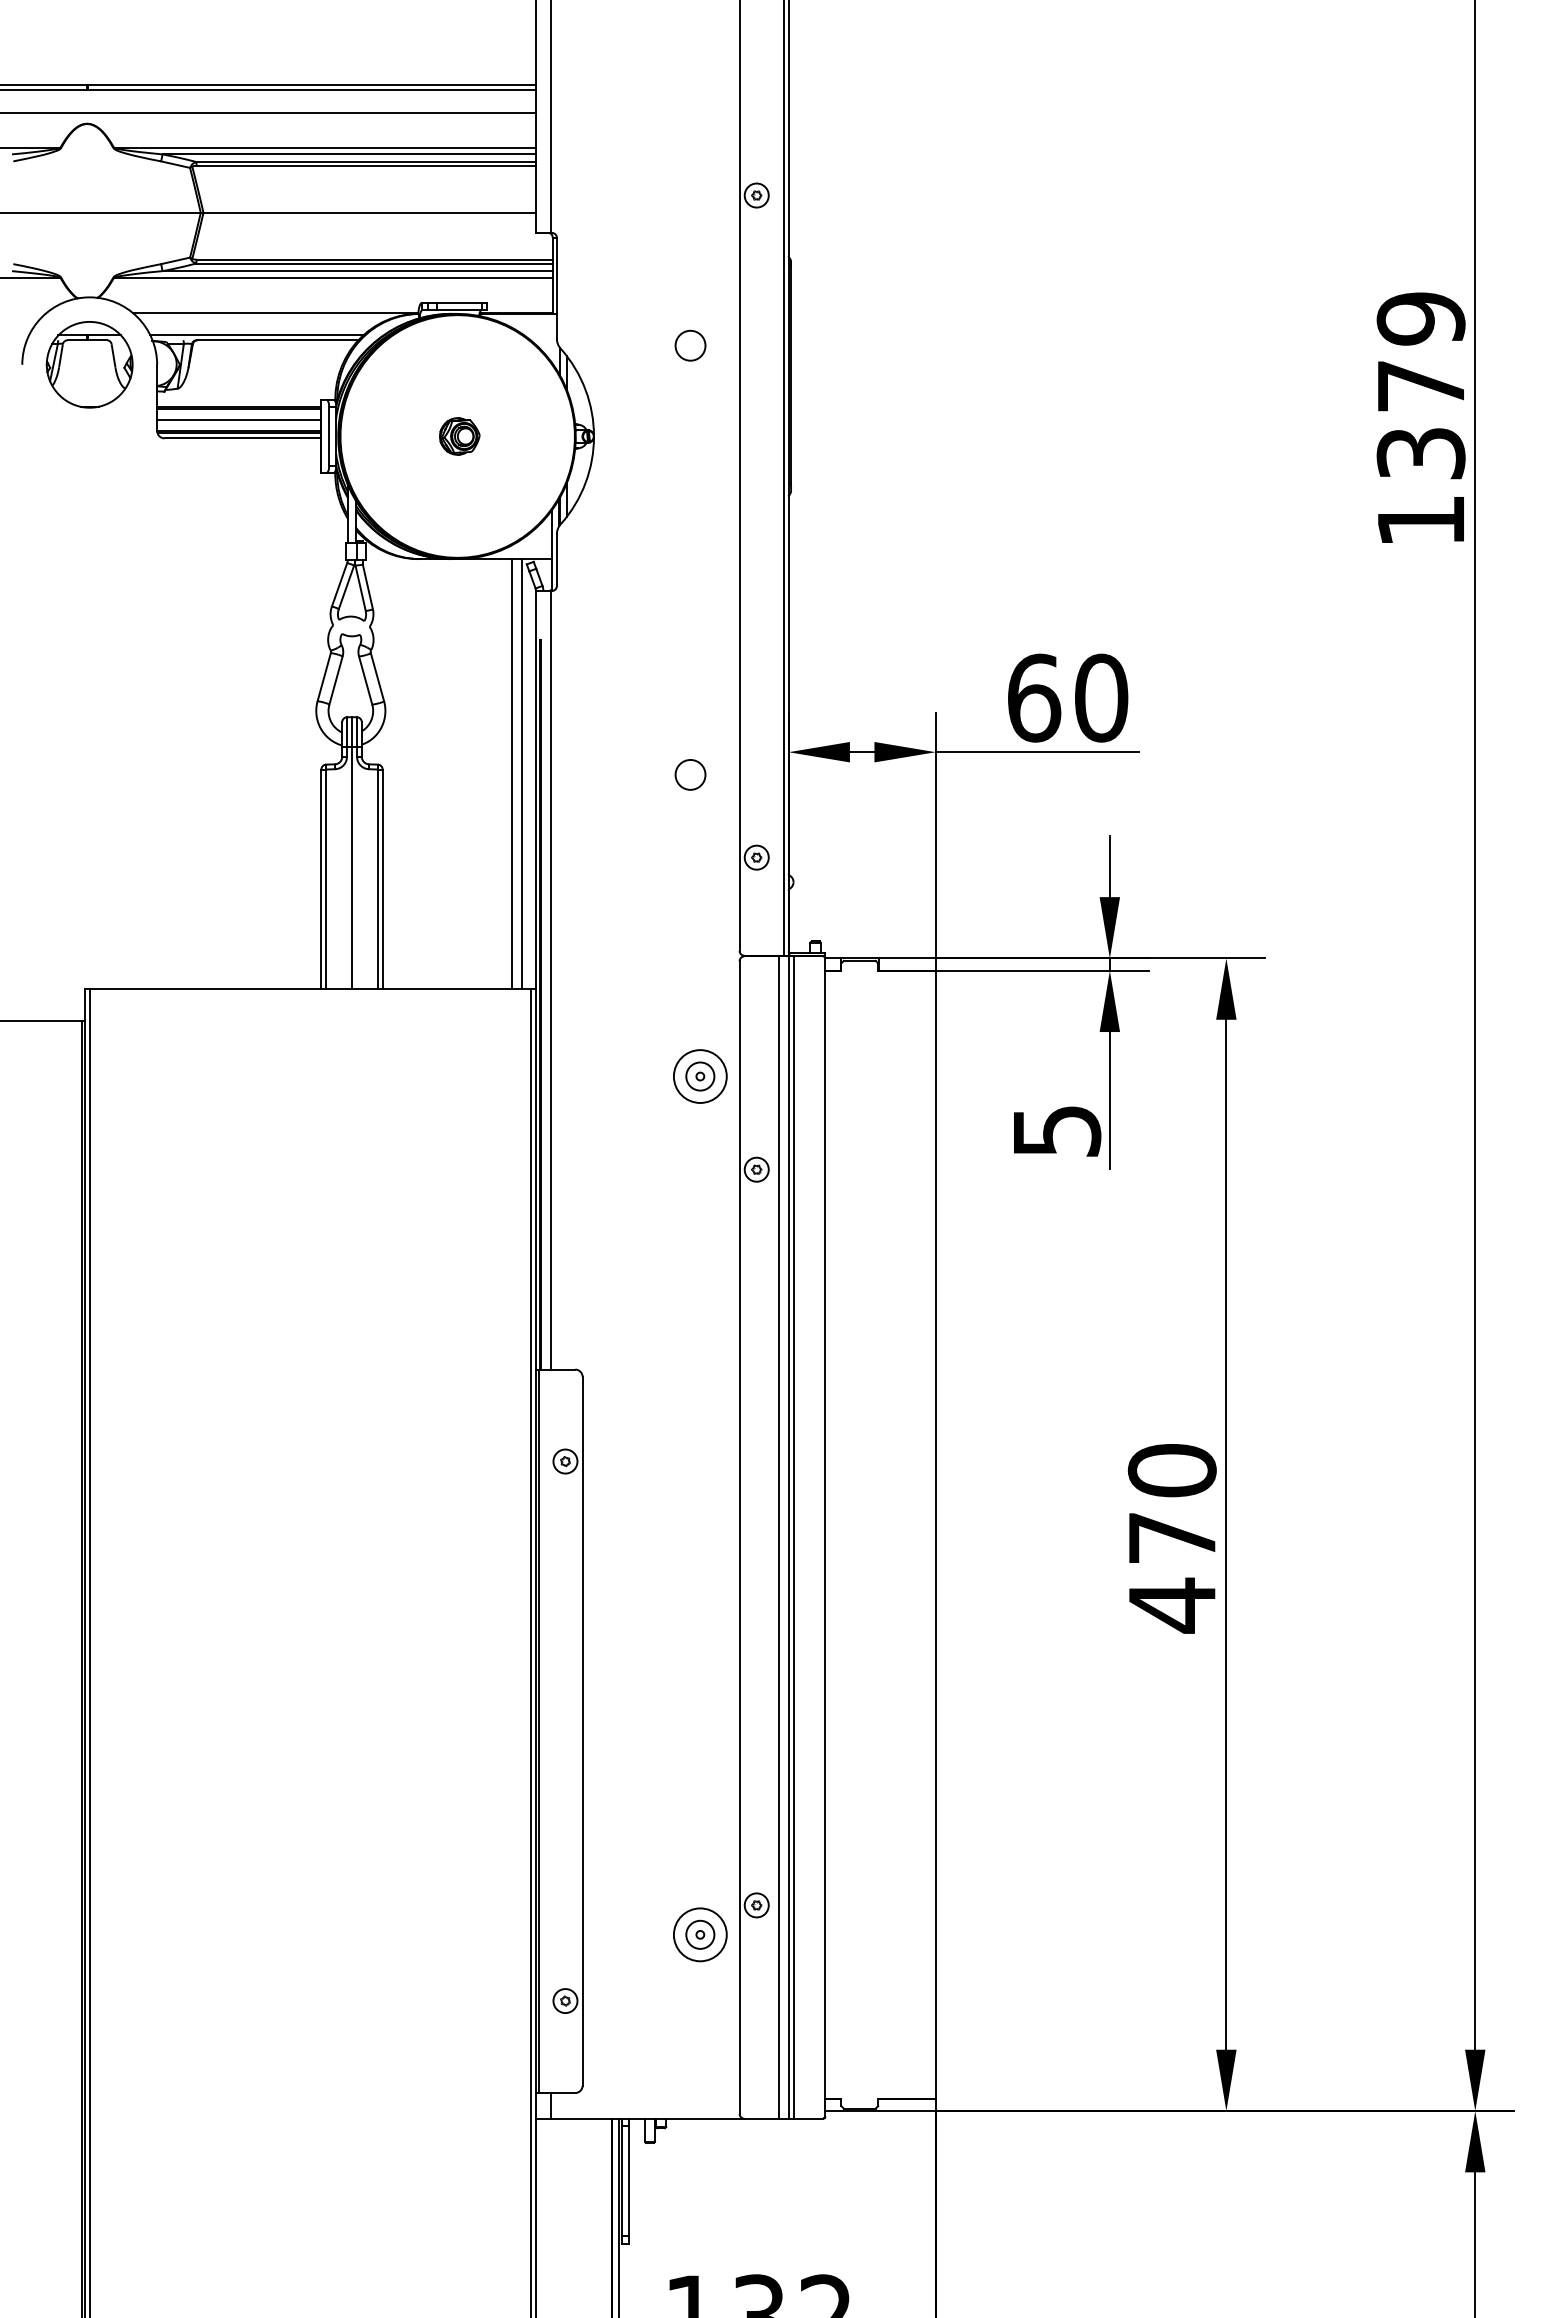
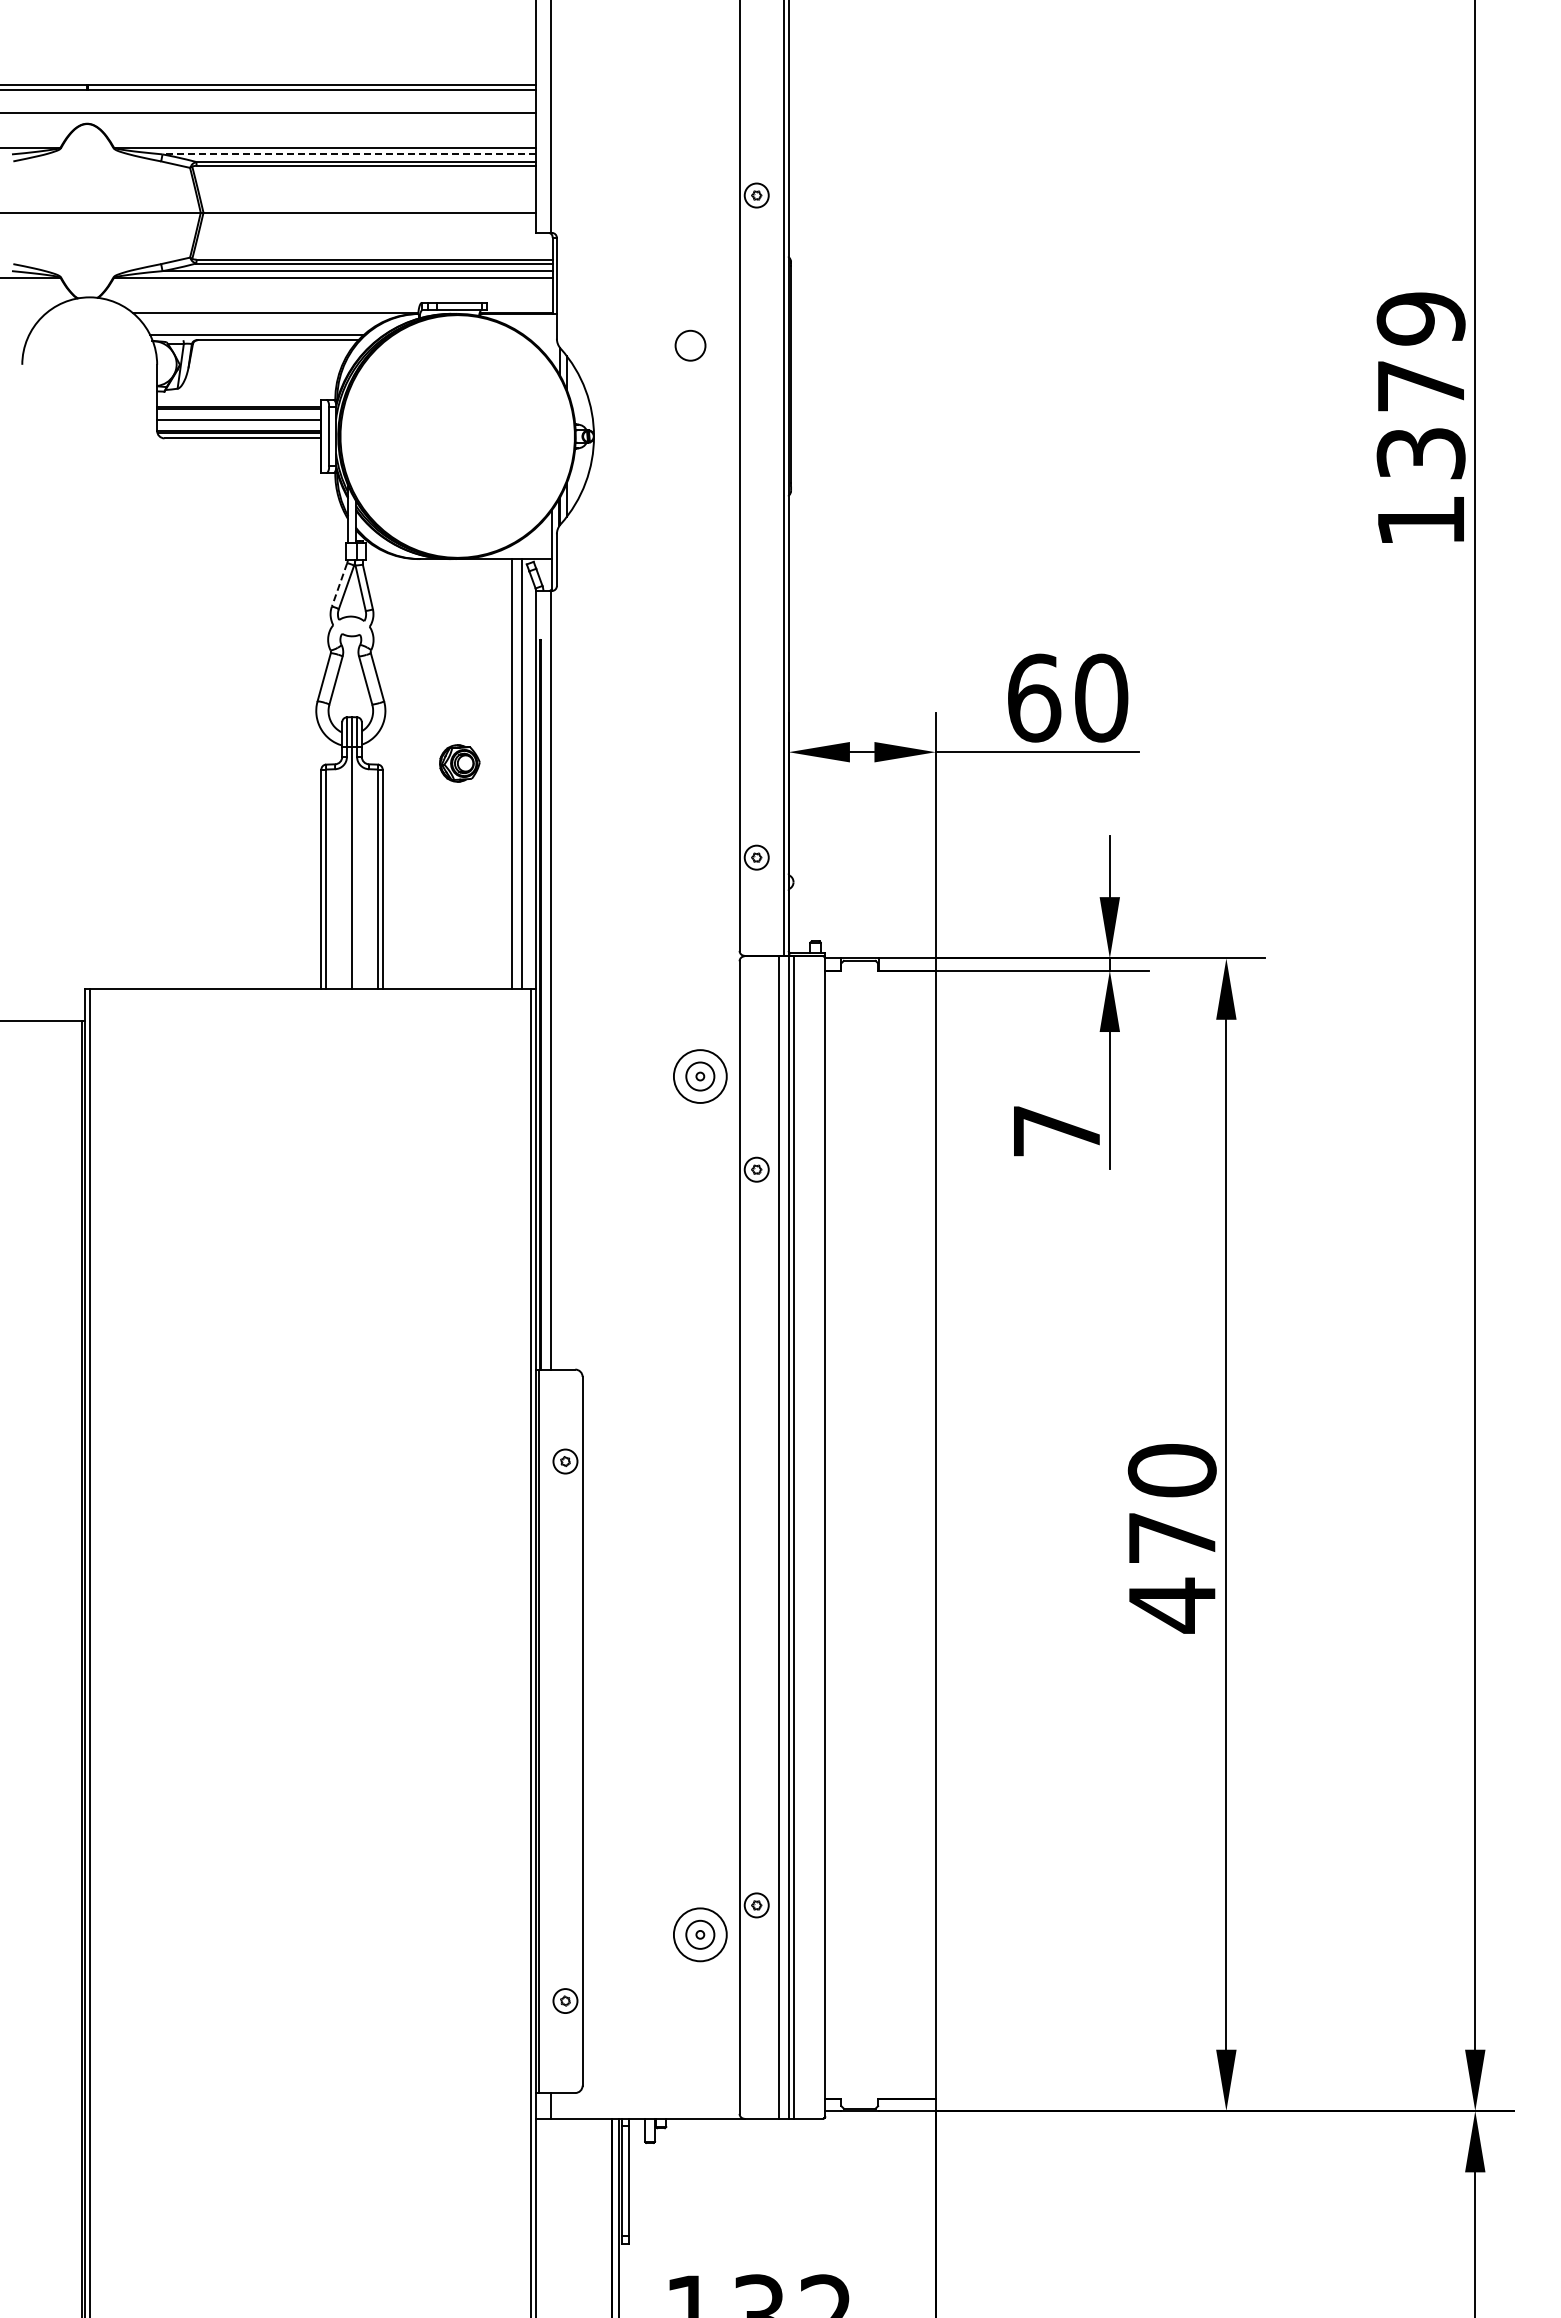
line: solid -> dashed (349, 154)
part: present -> none (89, 364)
part position: (459, 436) -> (459, 763) (459, 763)
line: solid -> dashed (339, 585)
circle: present -> none (690, 774)
text: 5 -> 7 (1057, 1131)
